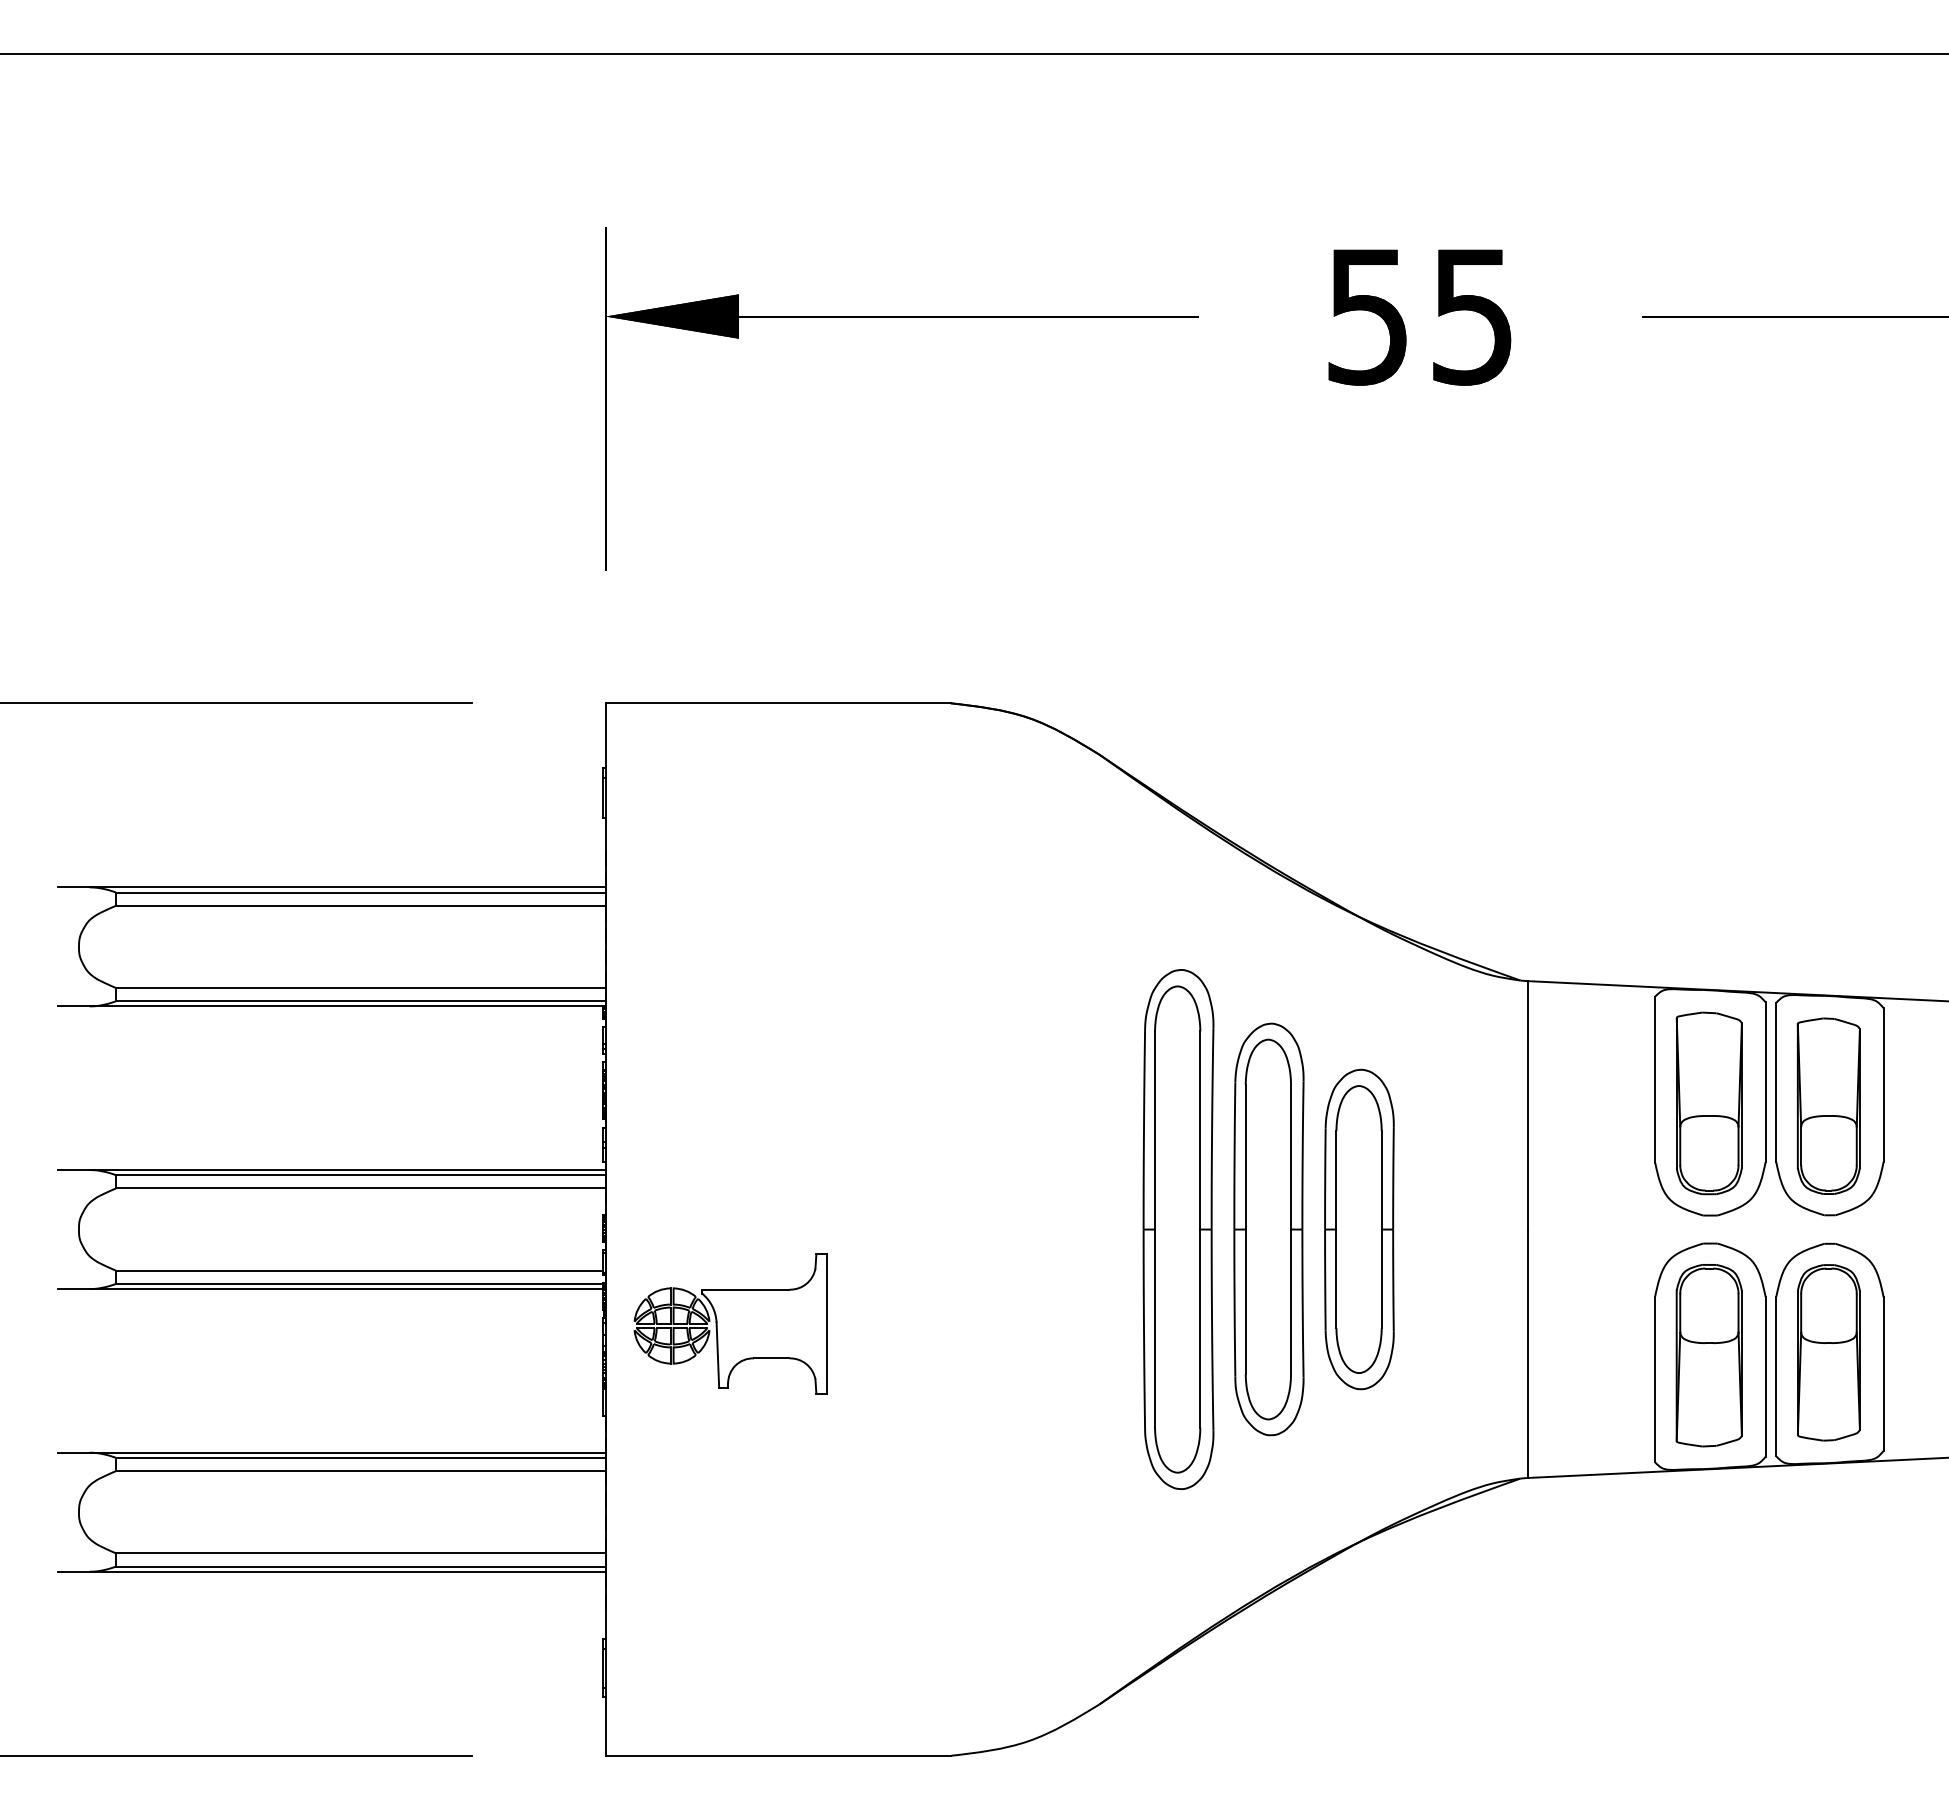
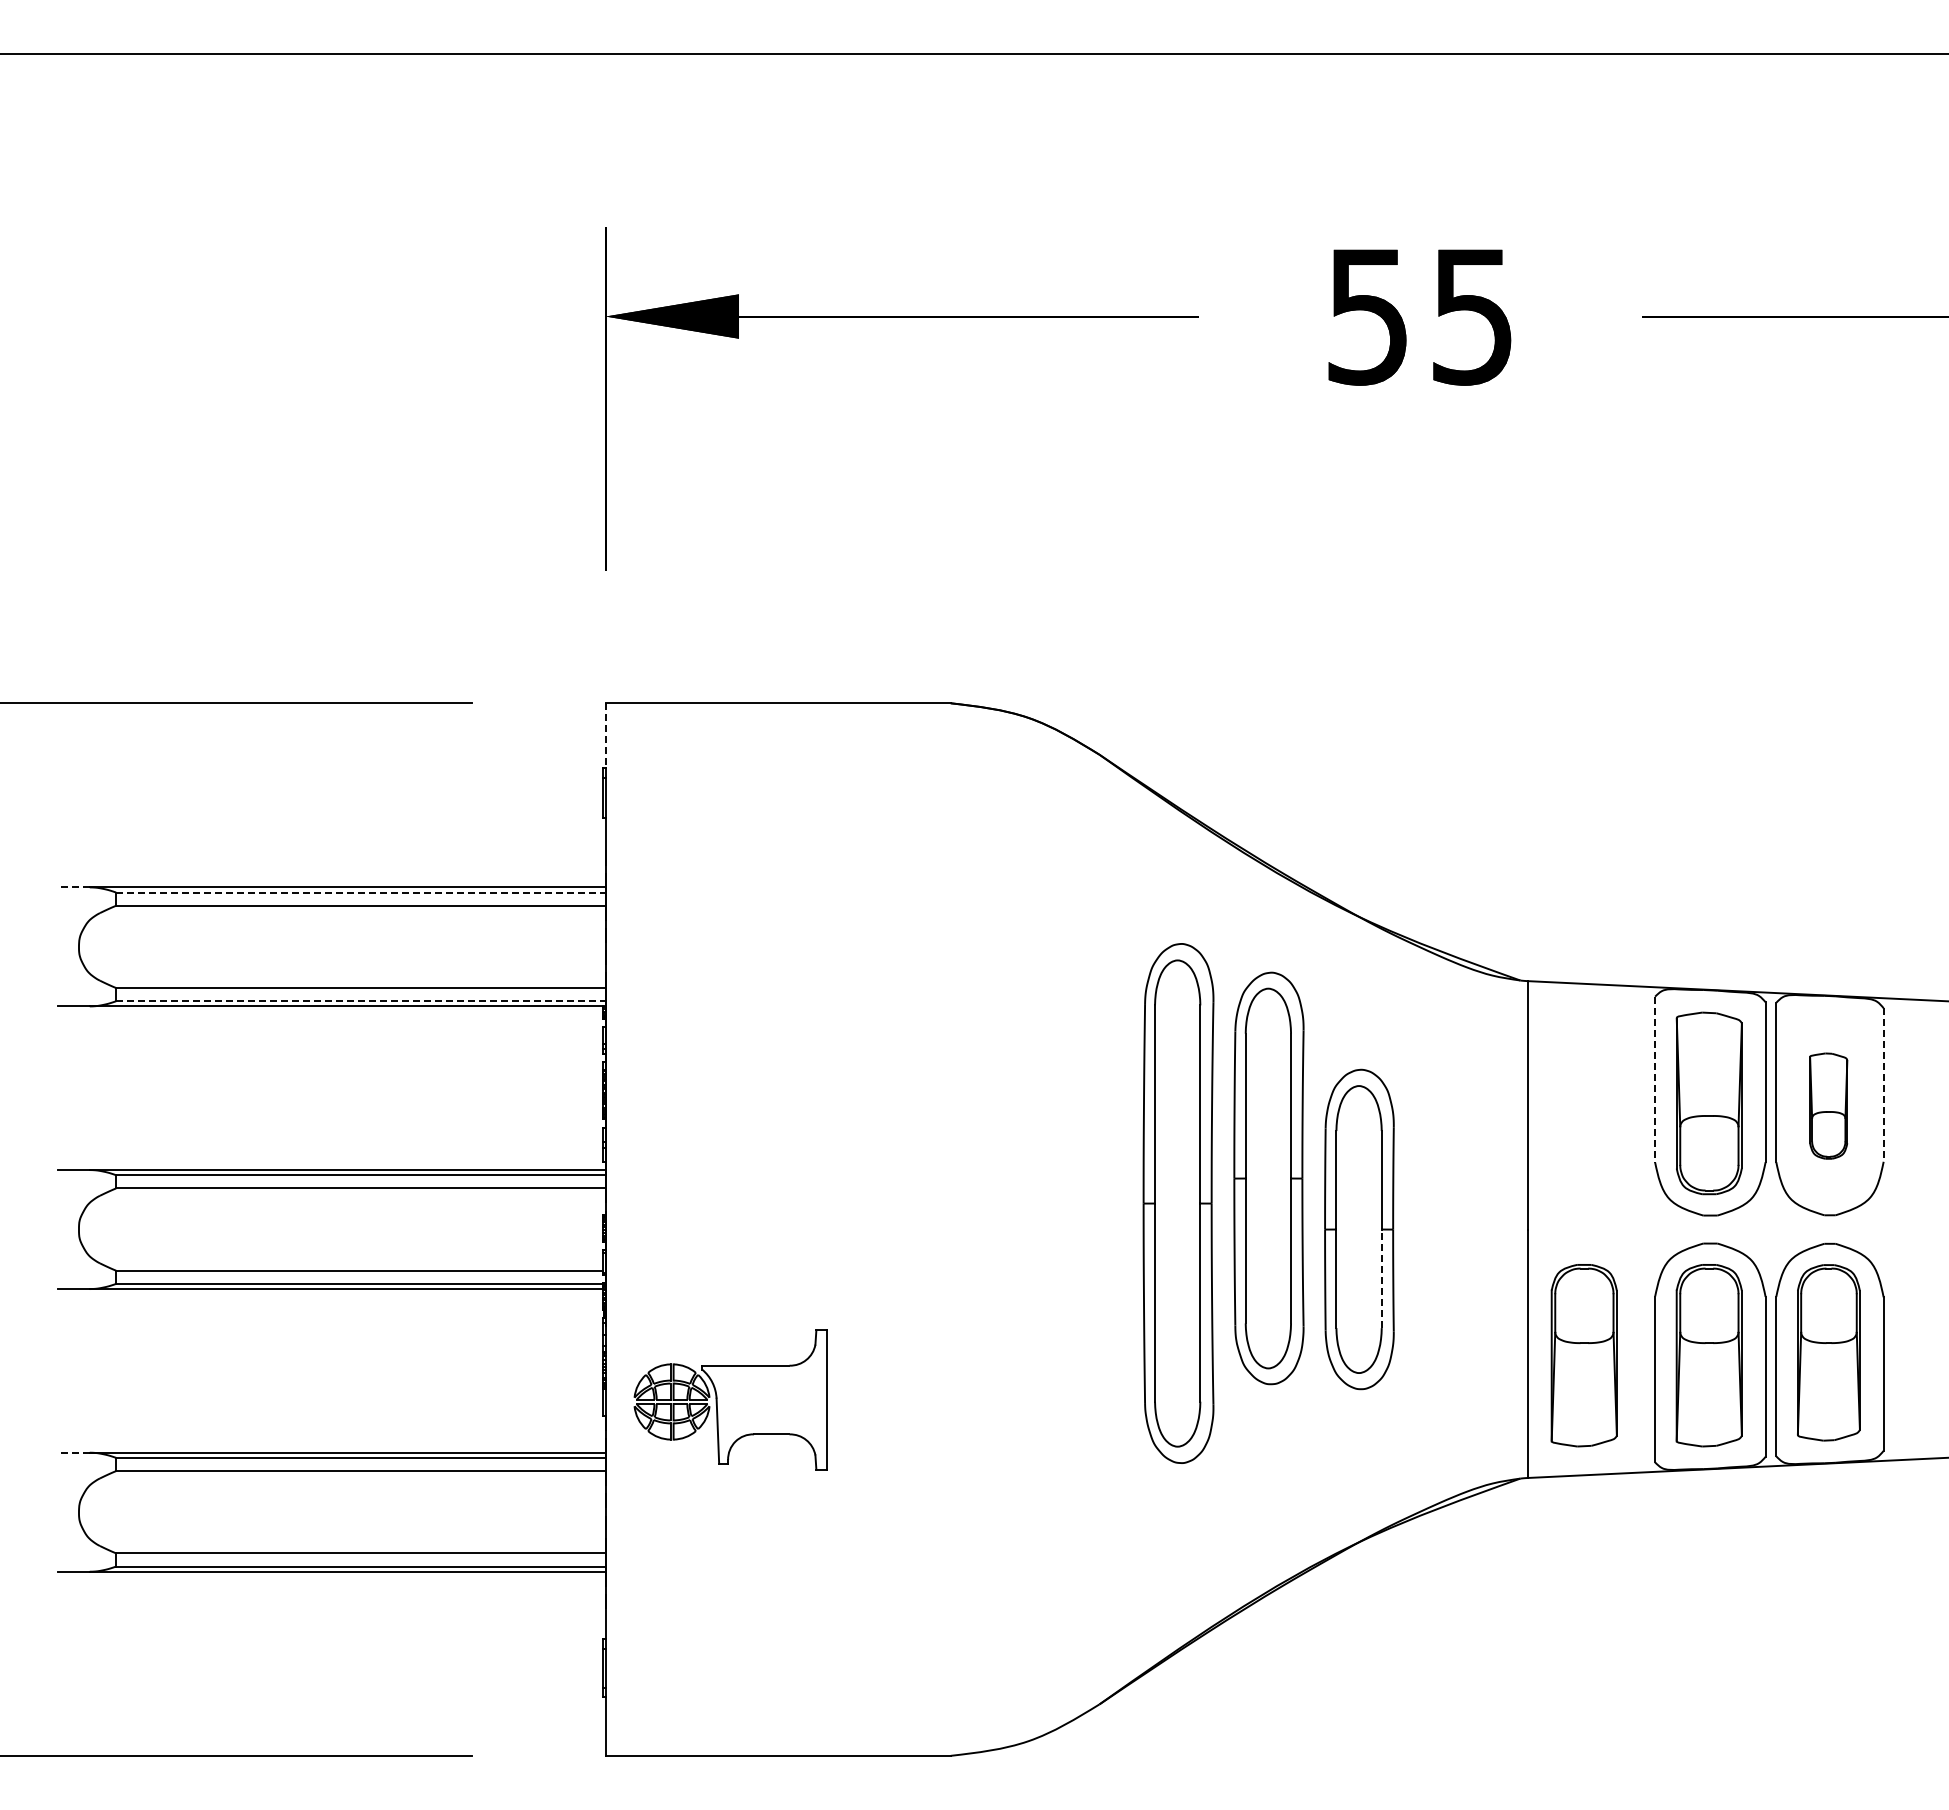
line: solid -> dashed (605, 736)
line: solid -> dashed (74, 887)
line: solid -> dashed (360, 892)
line: solid -> dashed (360, 1001)
line: solid -> dashed (1655, 1079)
line: solid -> dashed (1883, 1085)
part size: 65x178 px -> 40x108 px (1828, 1105)
part position: (1178, 1229) -> (1178, 1203) (1178, 1203)
part position: (1268, 1229) -> (1268, 1178) (1268, 1178)
line: solid -> dashed (1381, 1278)
part position: (730, 1323) -> (730, 1399) (730, 1399)
part: none -> present (1583, 1355)
line: solid -> dashed (74, 1452)
